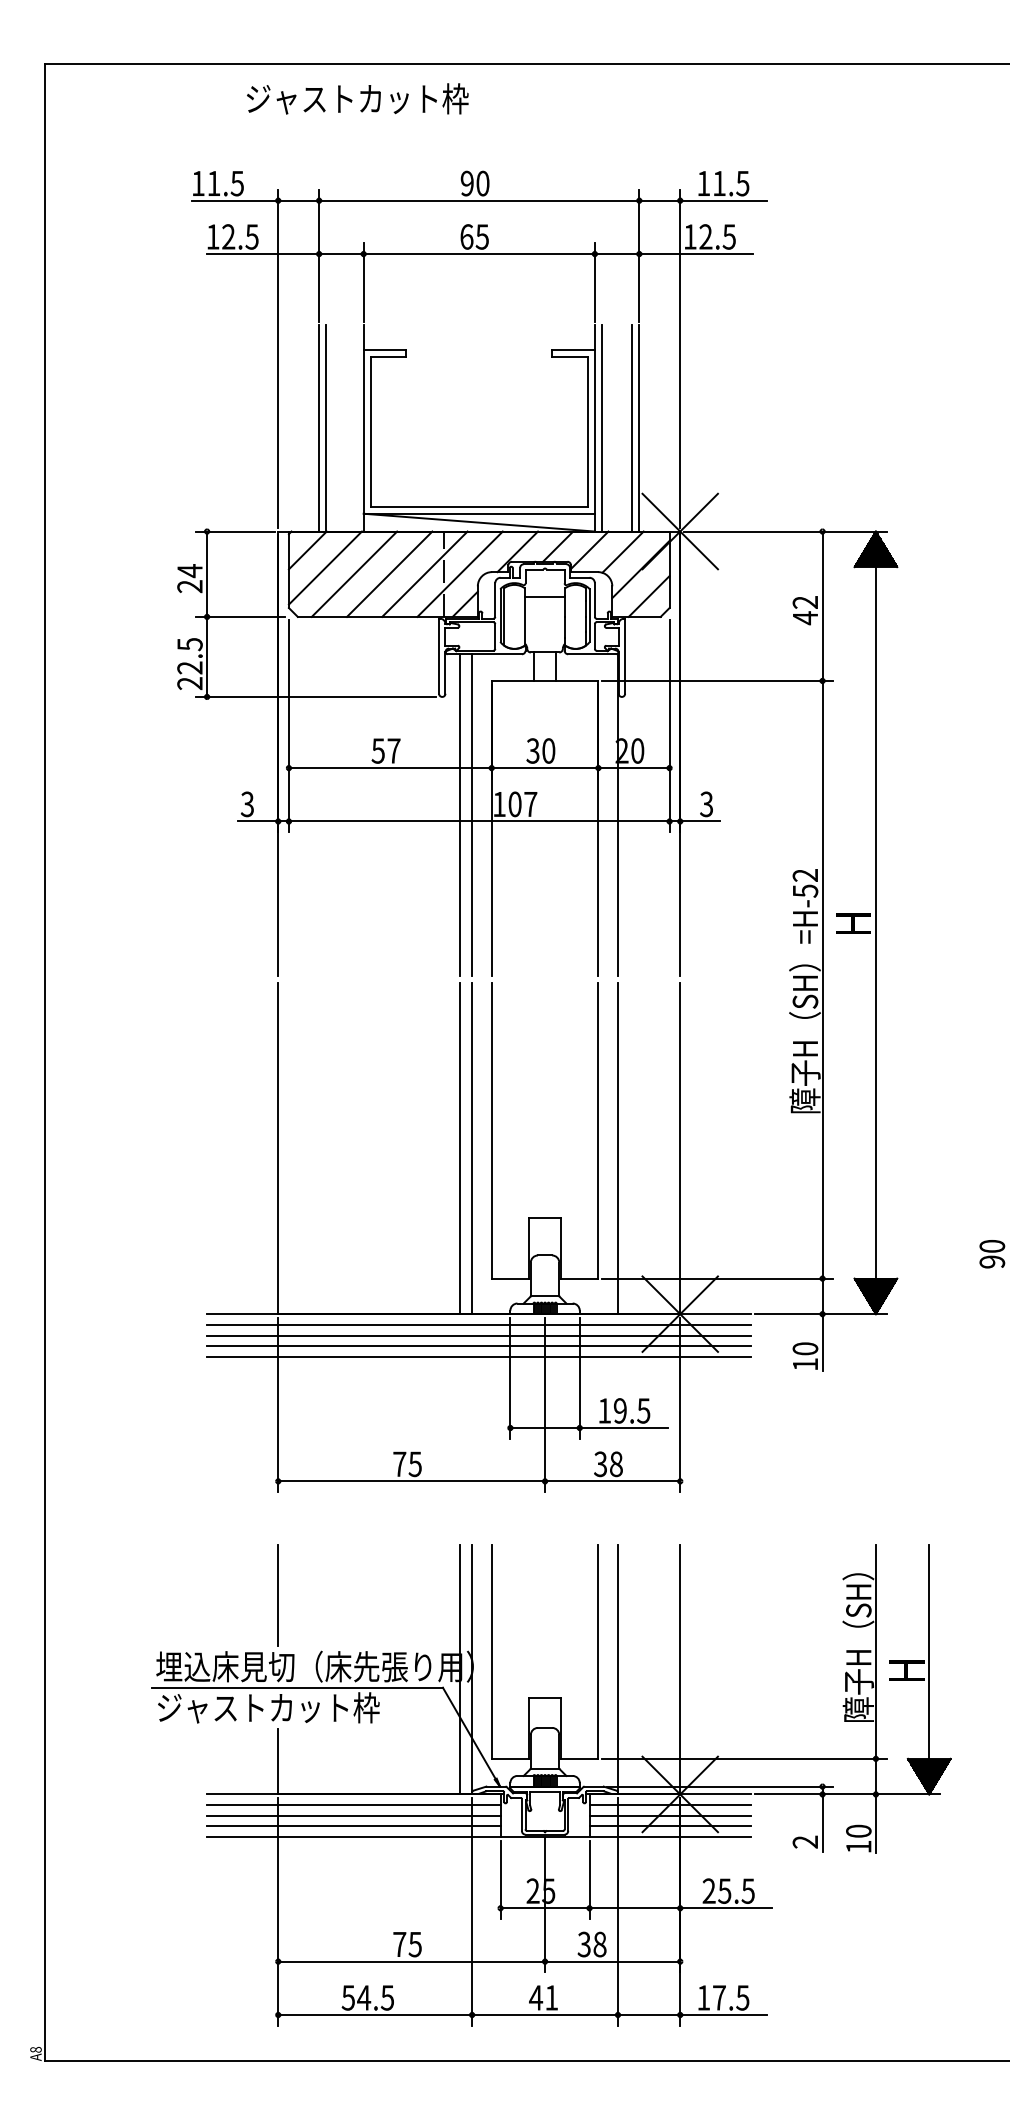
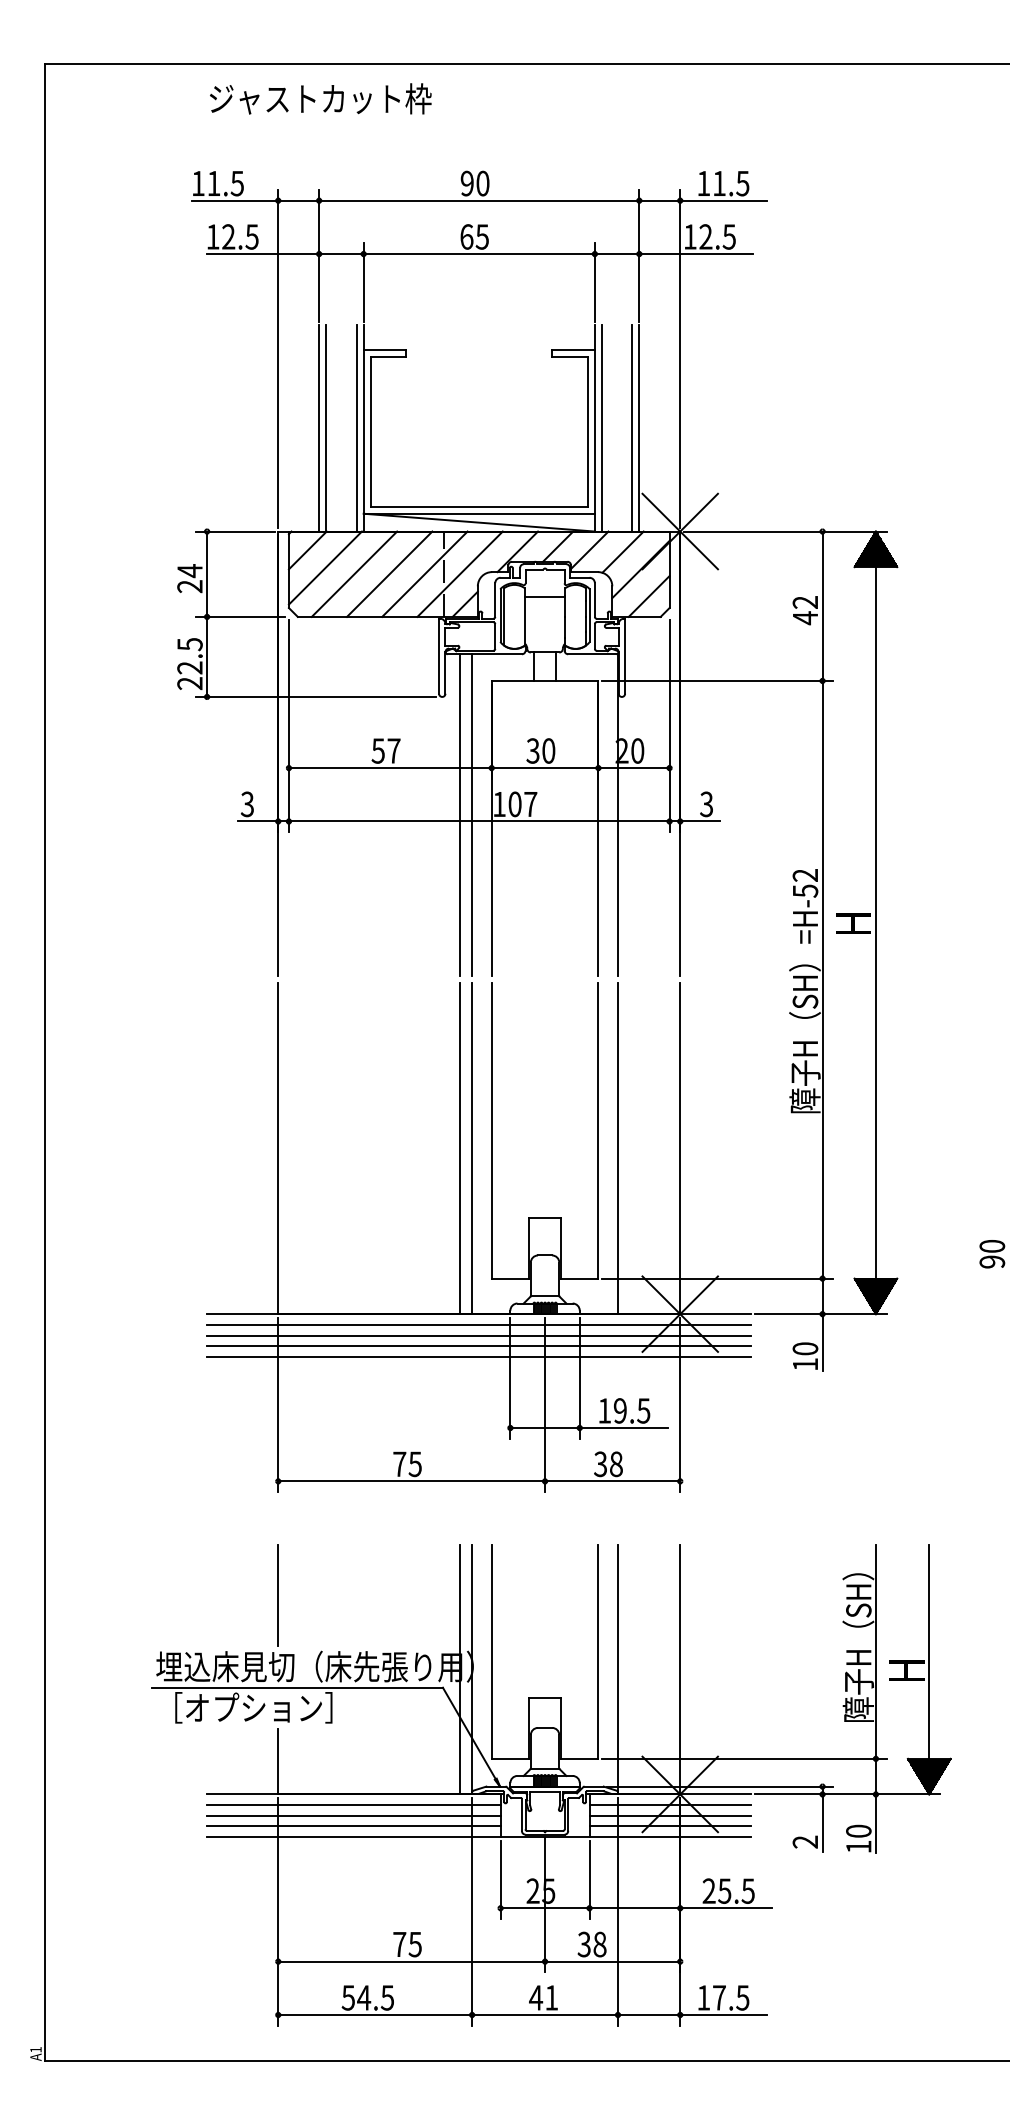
text position: (357, 98) -> (320, 98) (320, 98)
line: none -> present (356, 428)
text: ジャストカット枠 -> ［オプション］ (268, 1707)
text: A8 -> A1 (35, 2049)
